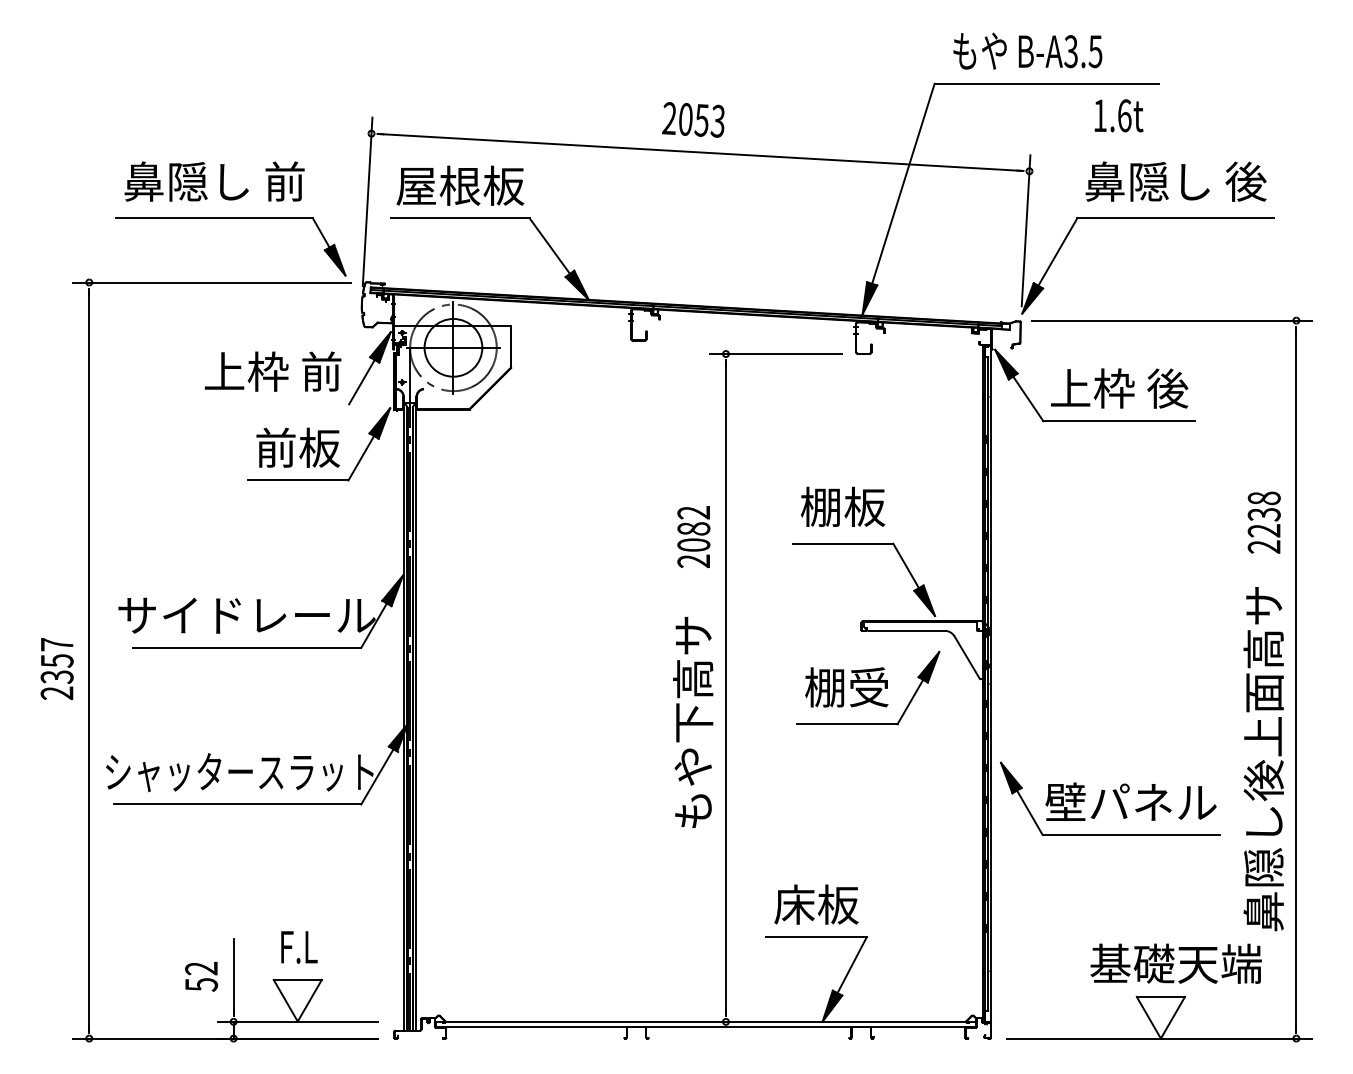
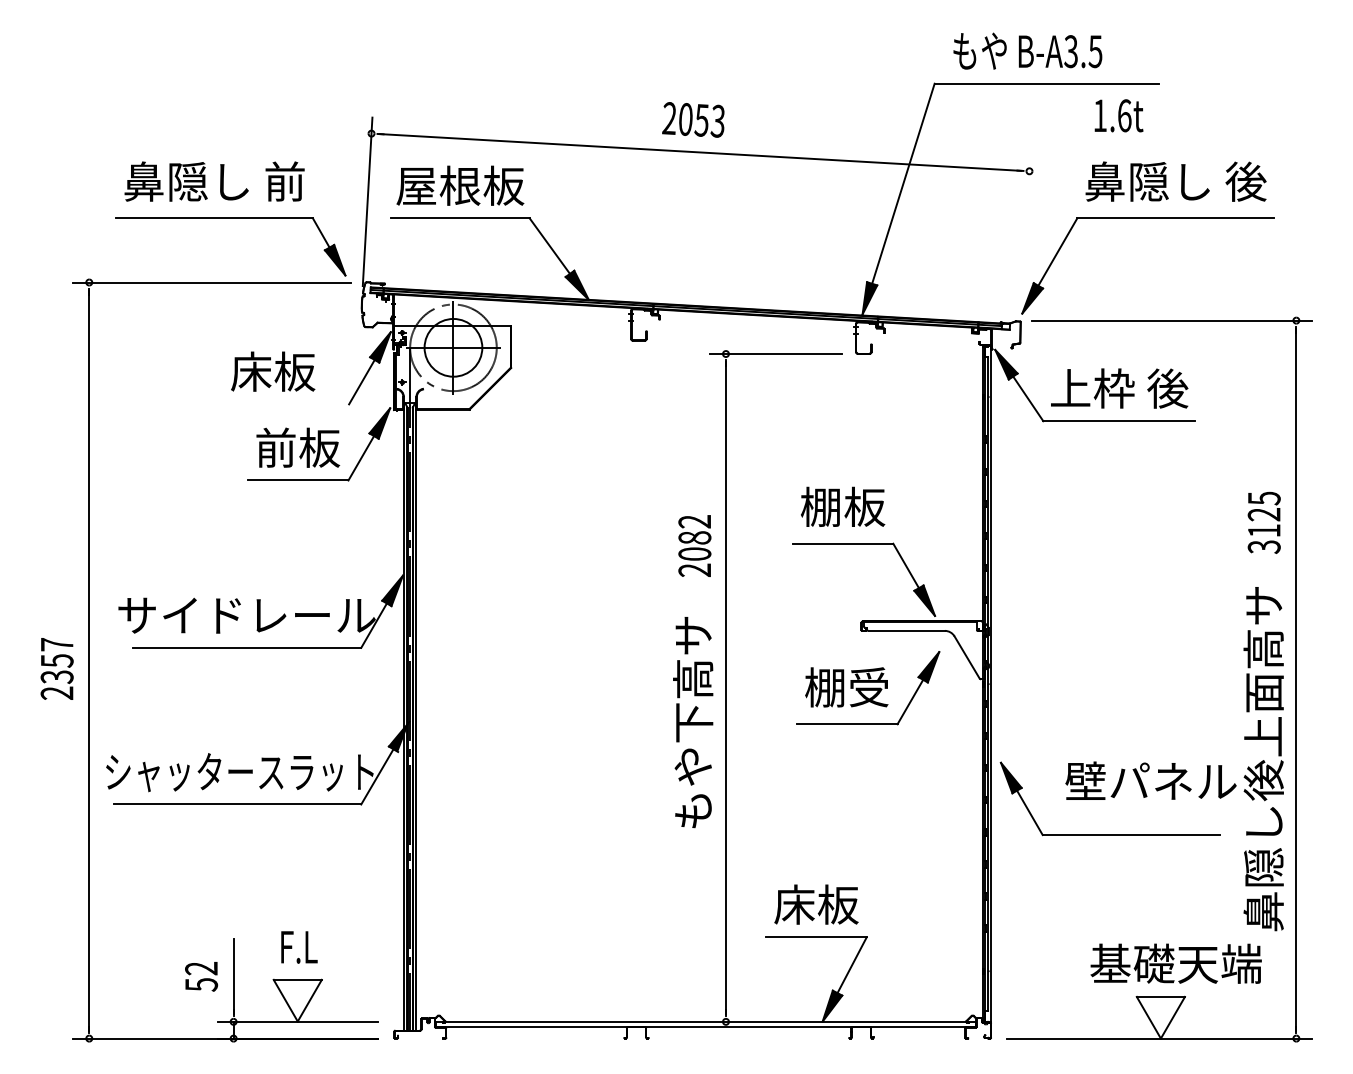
line: present -> none (1025, 230)
text: 上枠 前 -> 床板 (272, 371)
text: 2238 -> 3125 (1263, 522)
text position: (693, 536) -> (694, 545) (694, 545)
text position: (1130, 801) -> (1150, 780) (1150, 780)
